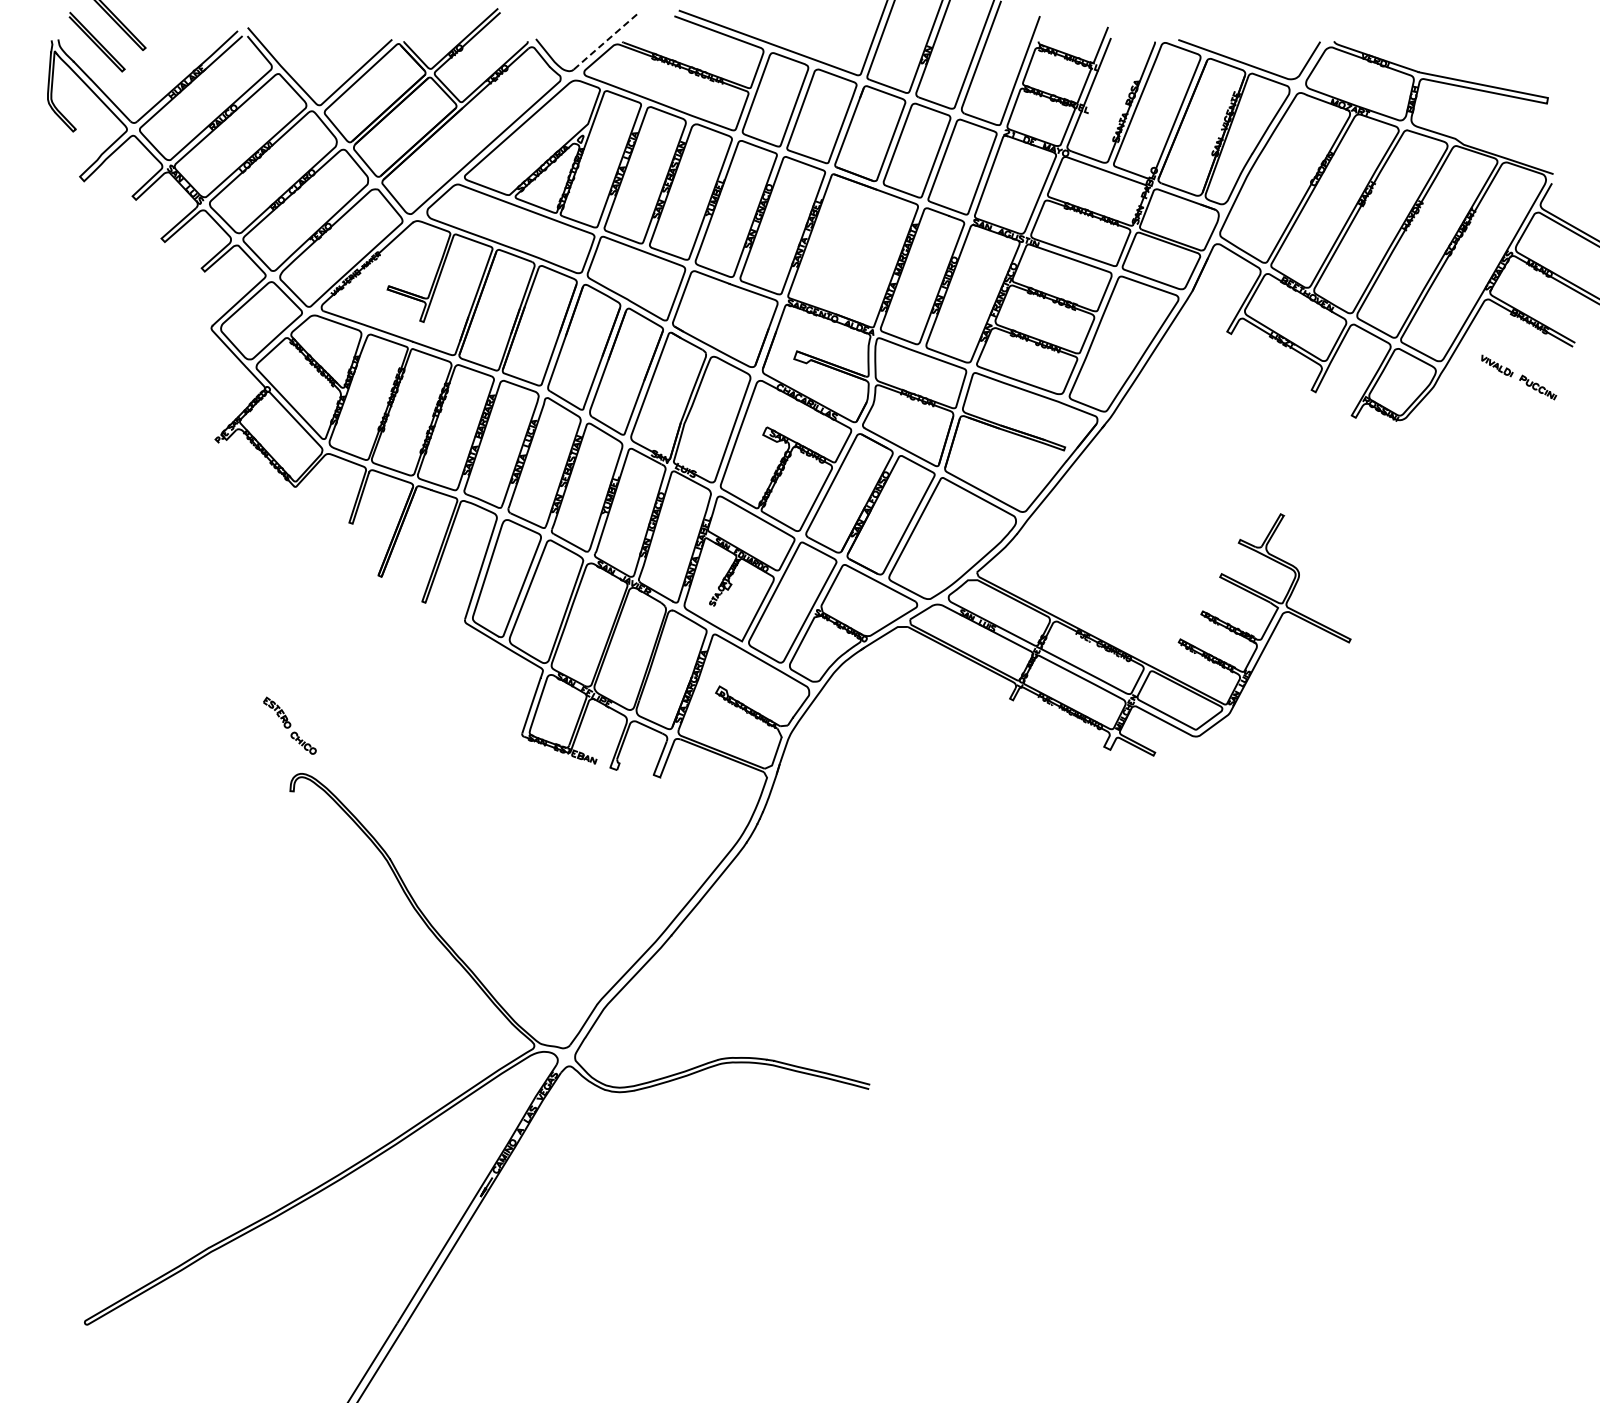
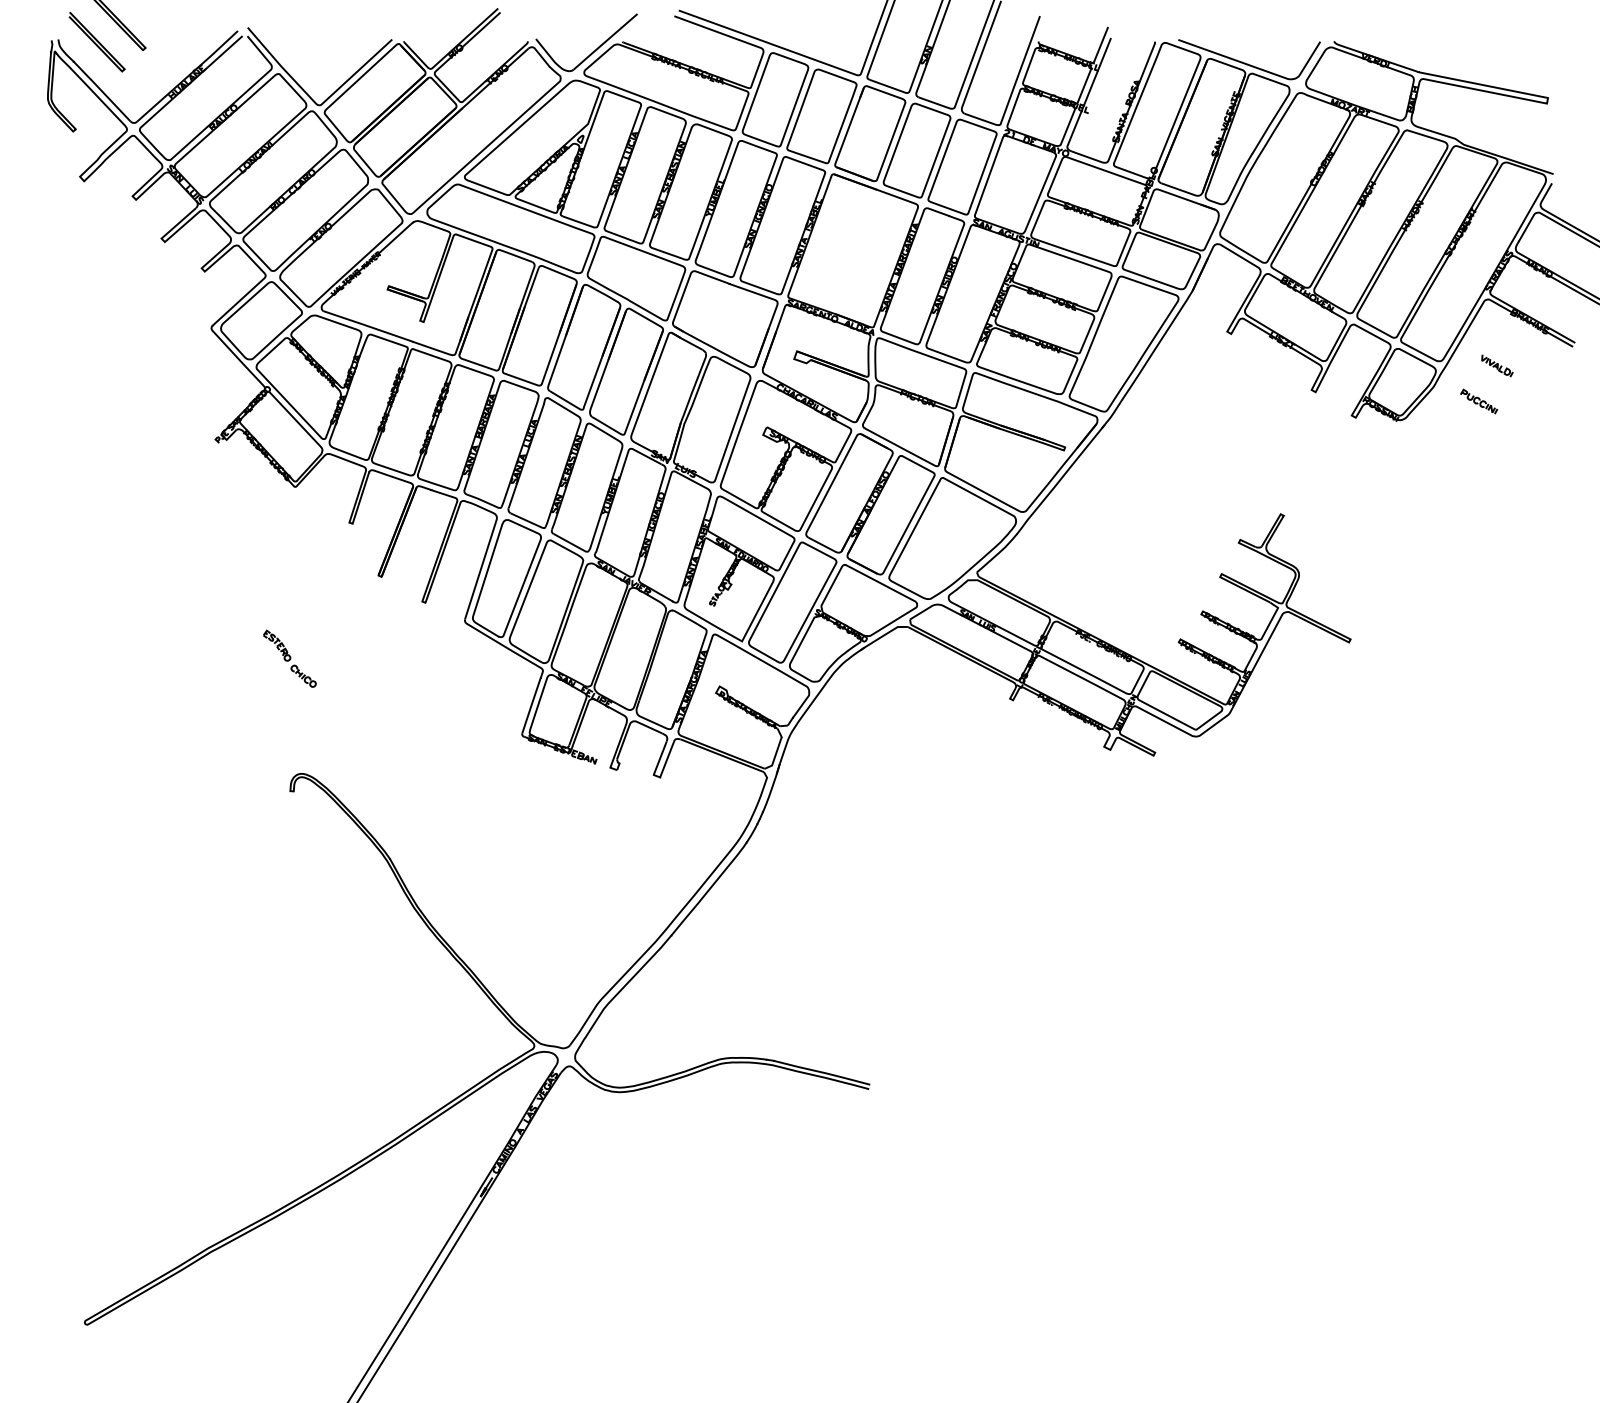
line: dashed -> solid (605, 41)
part position: (1538, 387) -> (1479, 401) (1479, 401)
part position: (289, 725) -> (289, 658) (289, 658)
